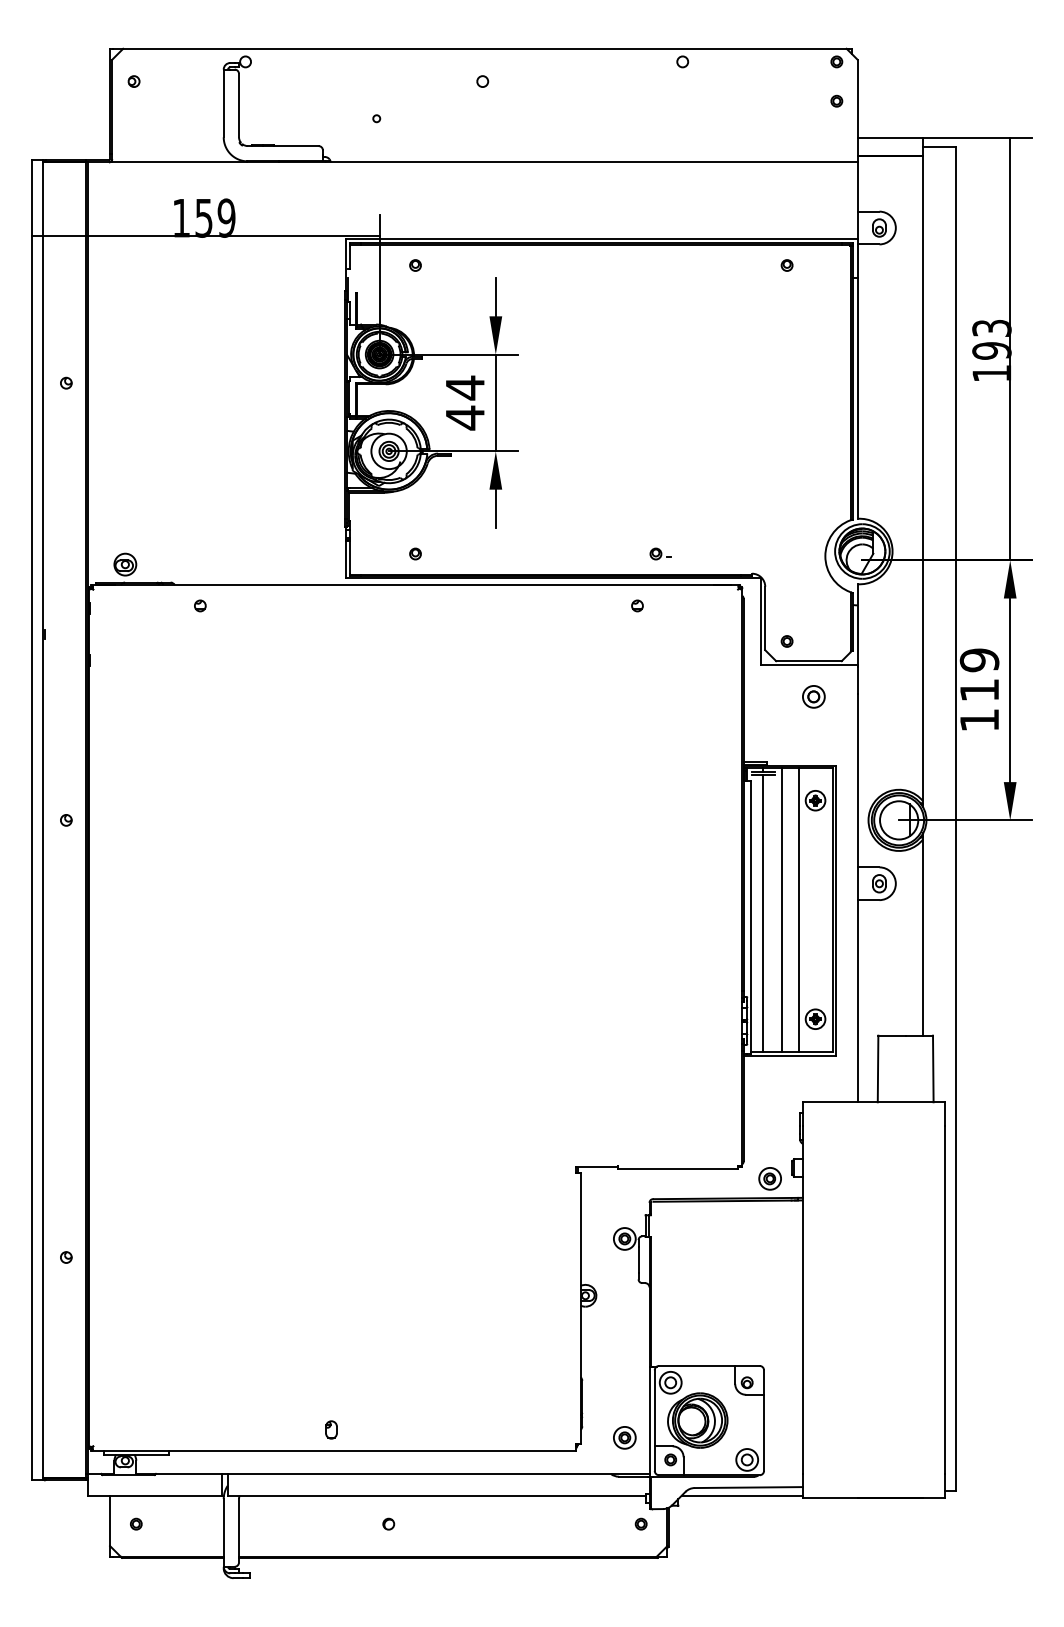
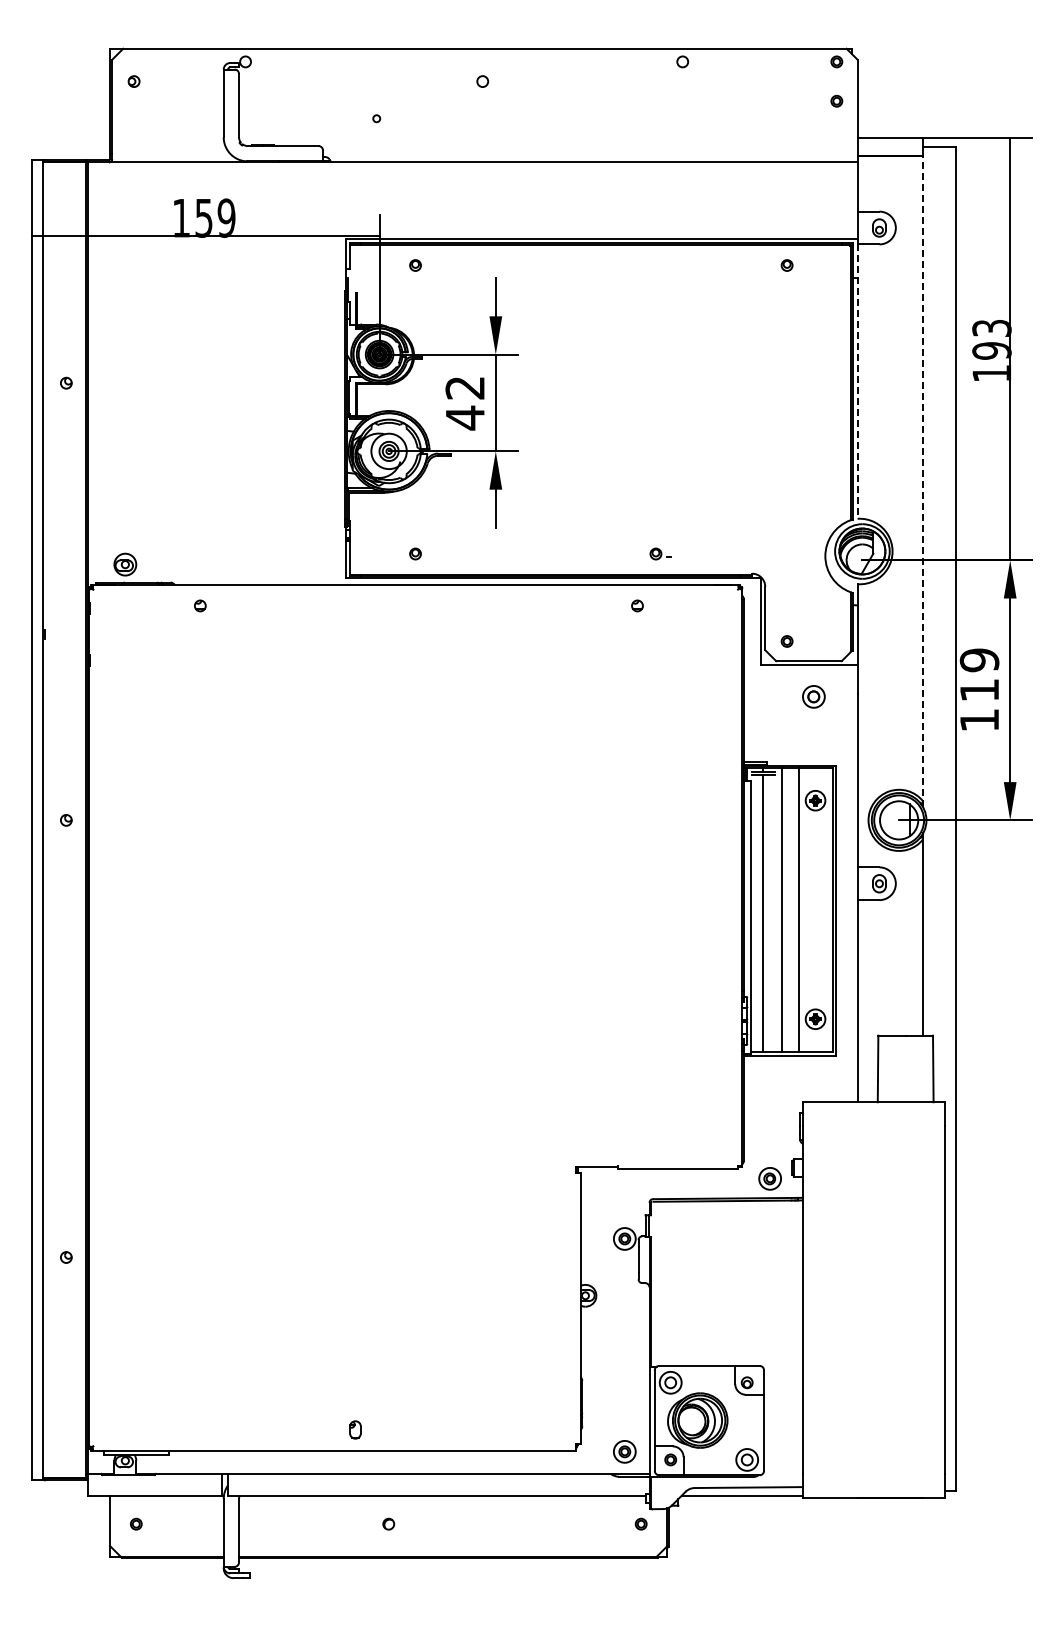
line: solid -> dashed (857, 382)
text: 44 -> 42 (464, 387)
line: solid -> dashed (923, 481)
part position: (331, 1429) -> (355, 1429) (355, 1429)
part position: (624, 1437) -> (624, 1451) (624, 1451)
